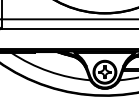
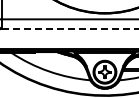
line: solid -> dashed (71, 28)
